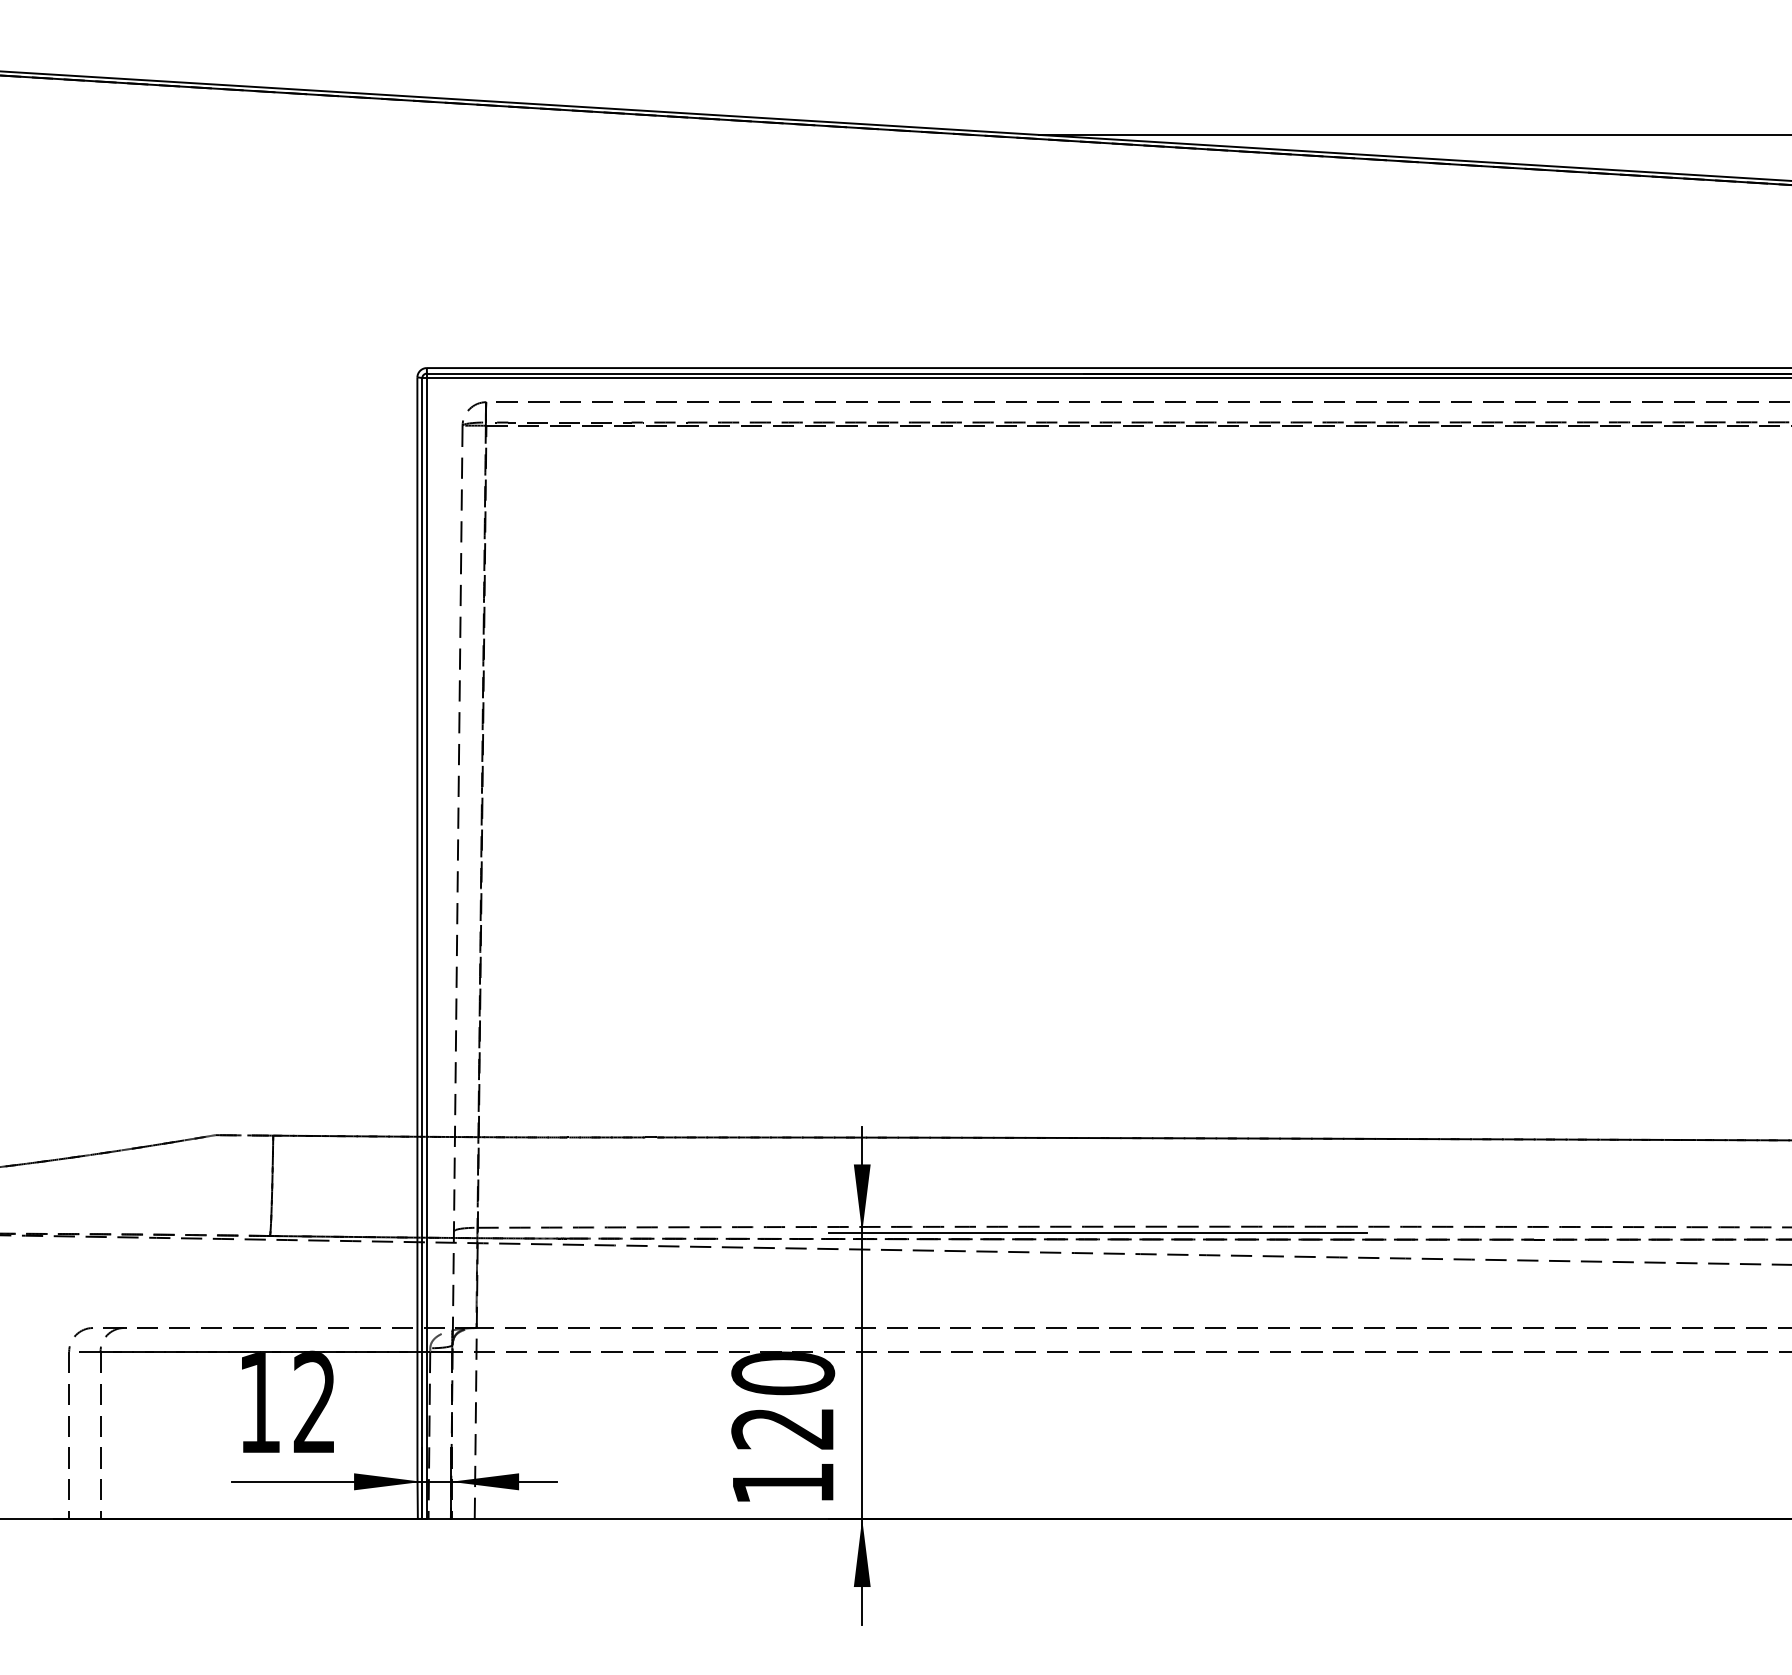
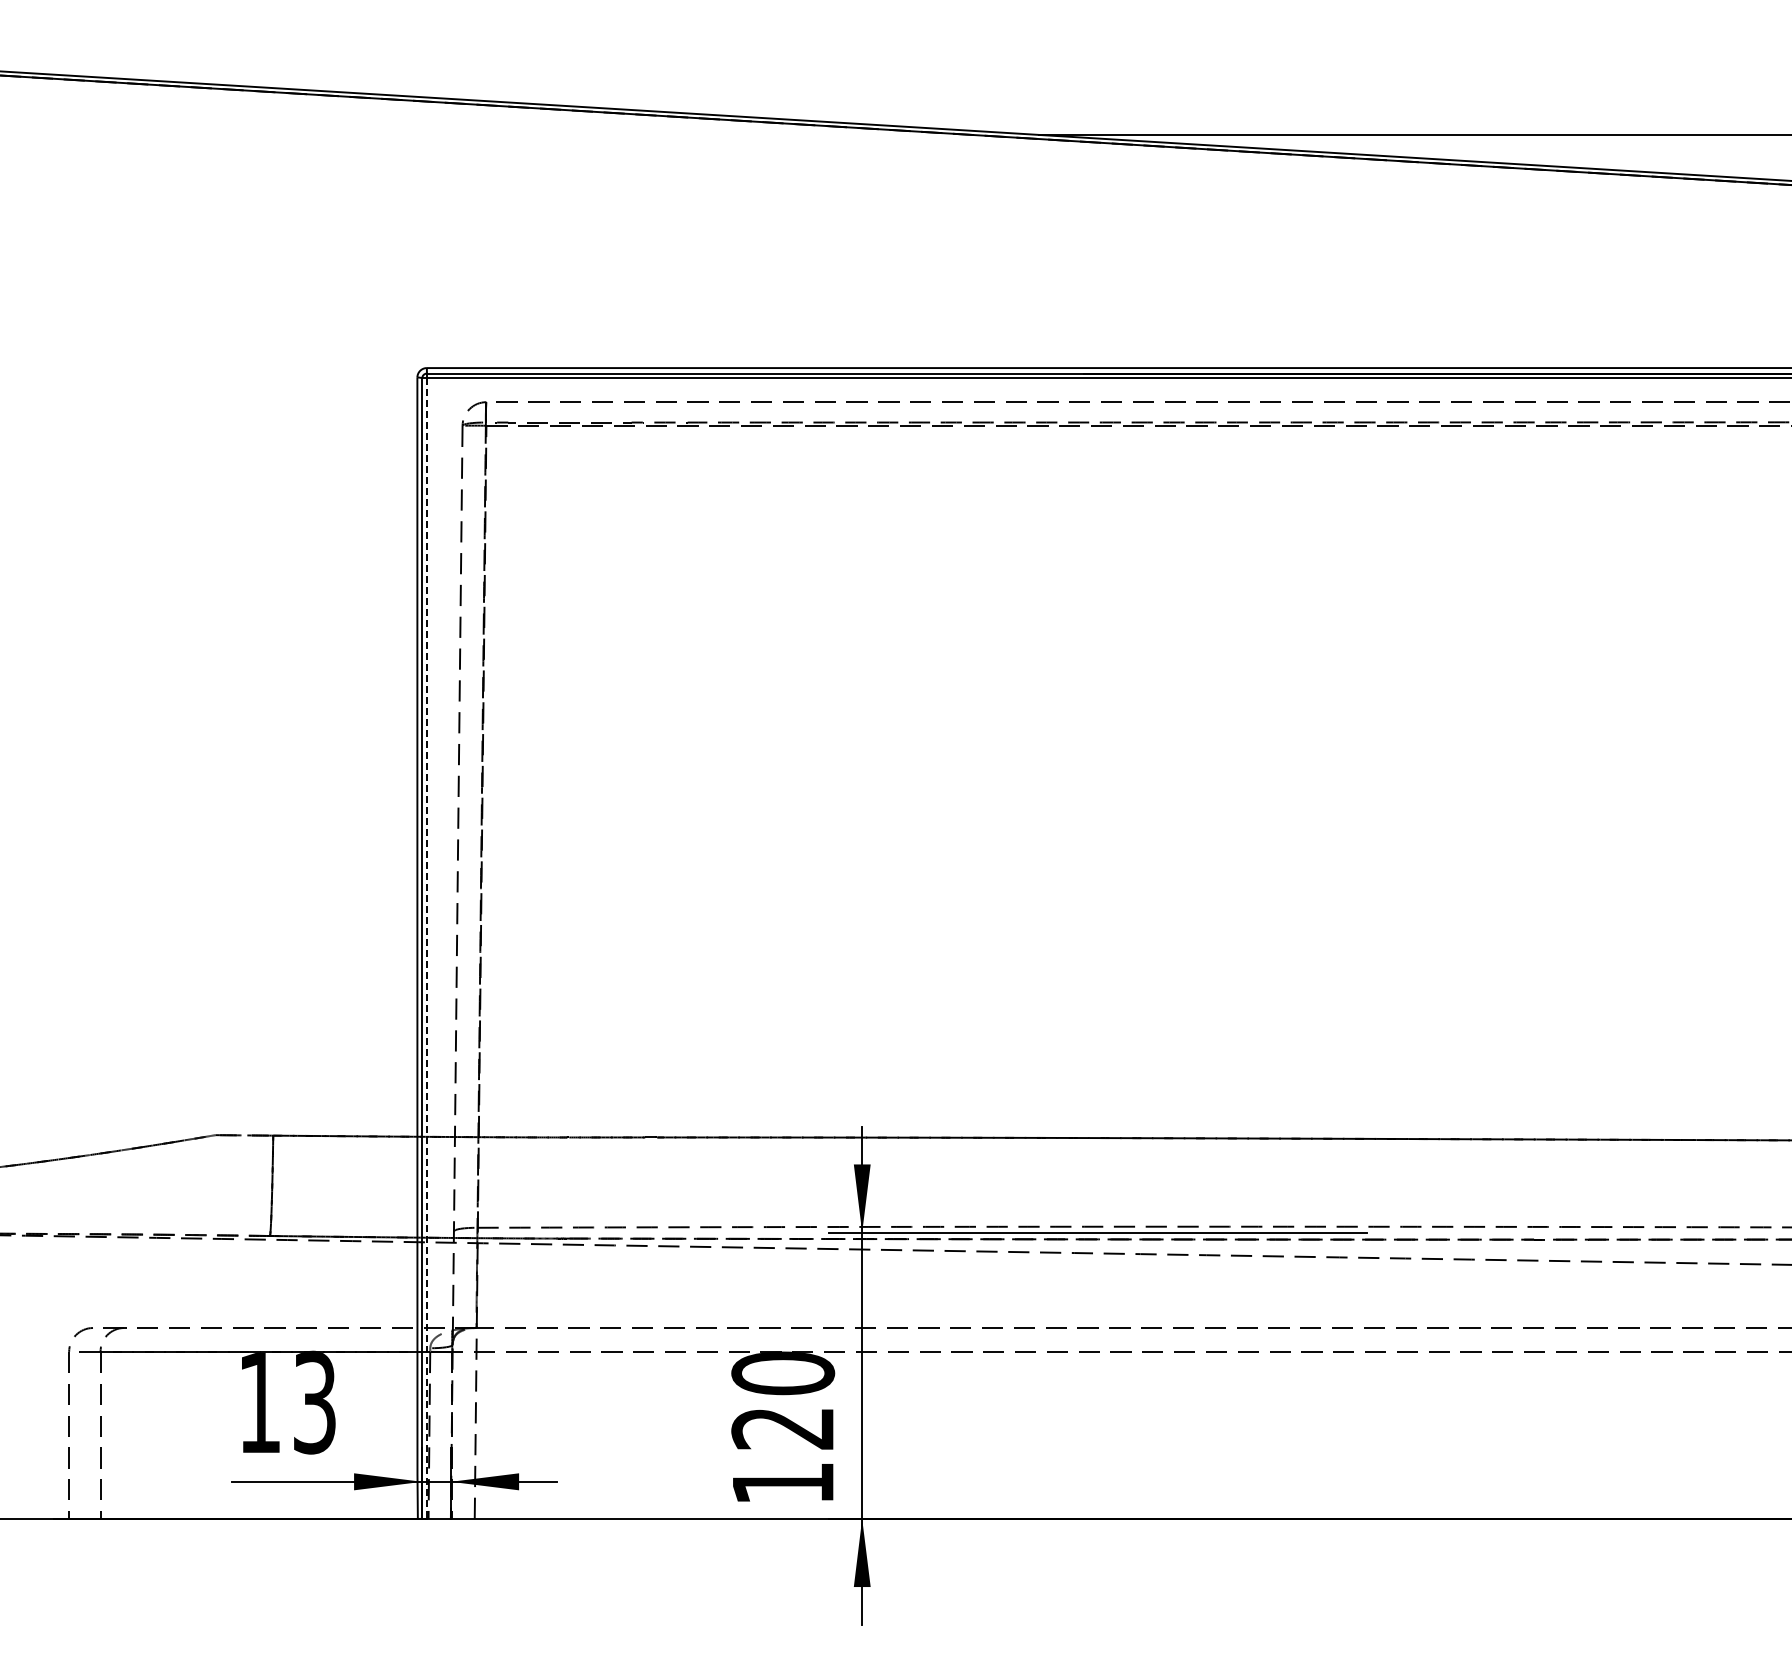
line: solid -> dashed (427, 949)
text: 12 -> 13 (314, 1402)
